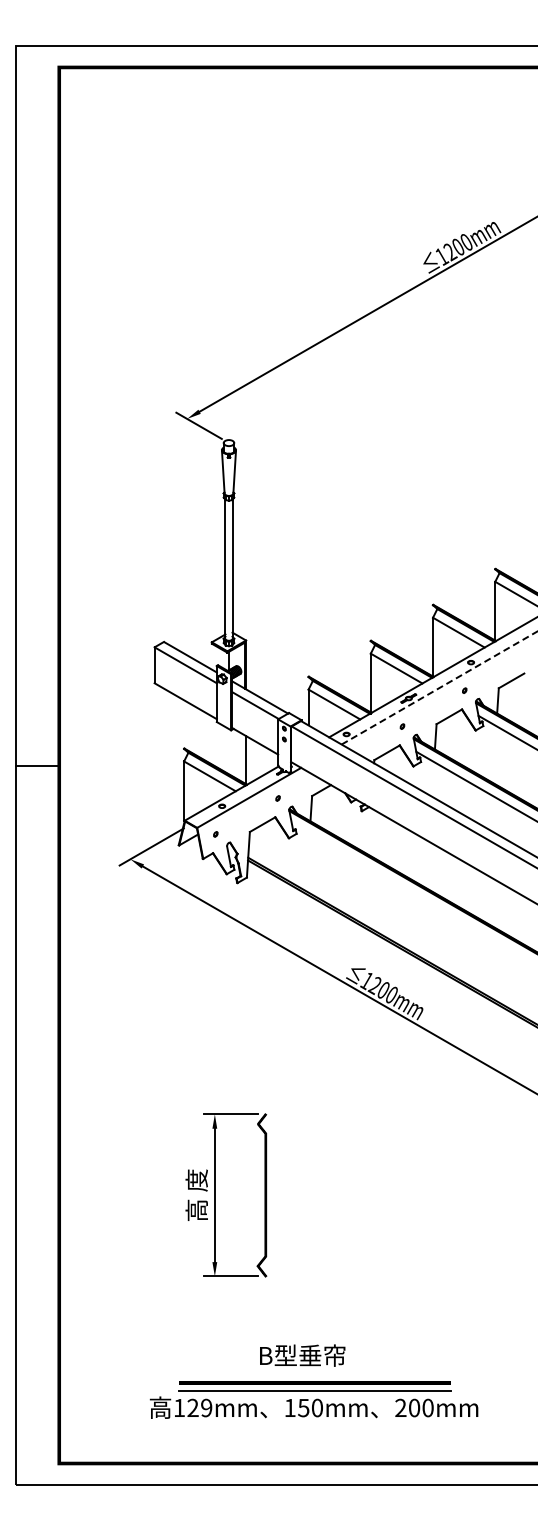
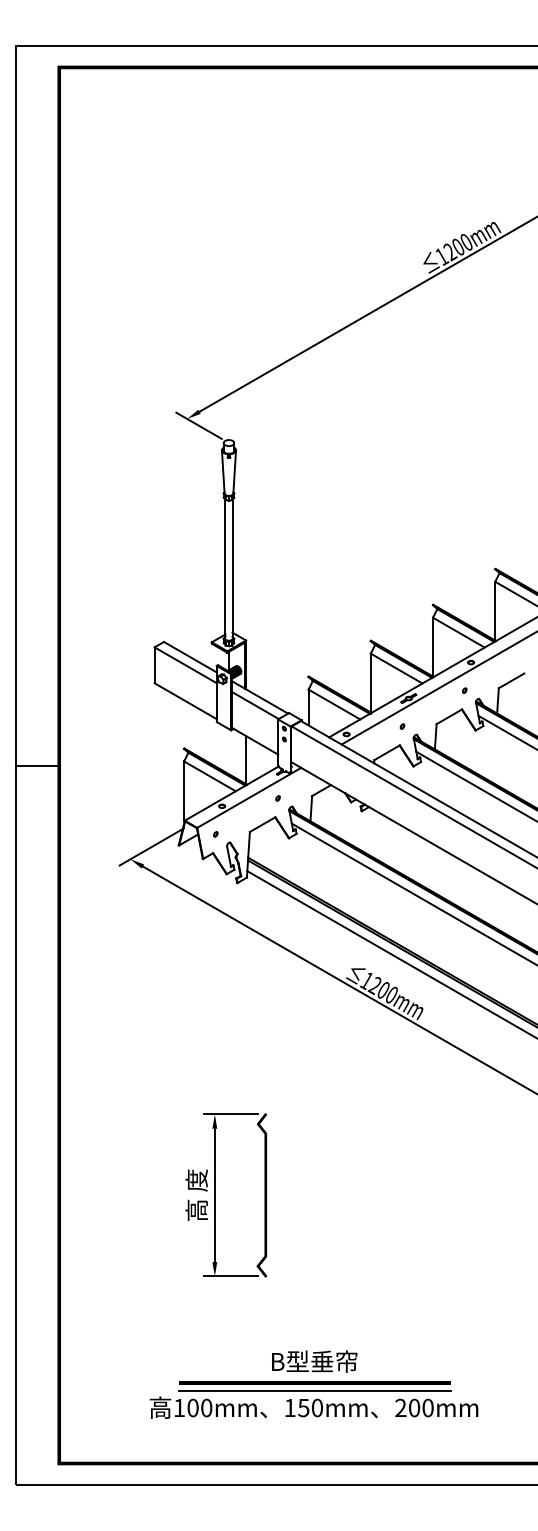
line: dashed -> solid (439, 688)
line: none -> present (412, 893)
line: none -> present (390, 954)
text position: (302, 1355) -> (314, 1361) (314, 1361)
text: 129mm -> 100mm (199, 1407)
